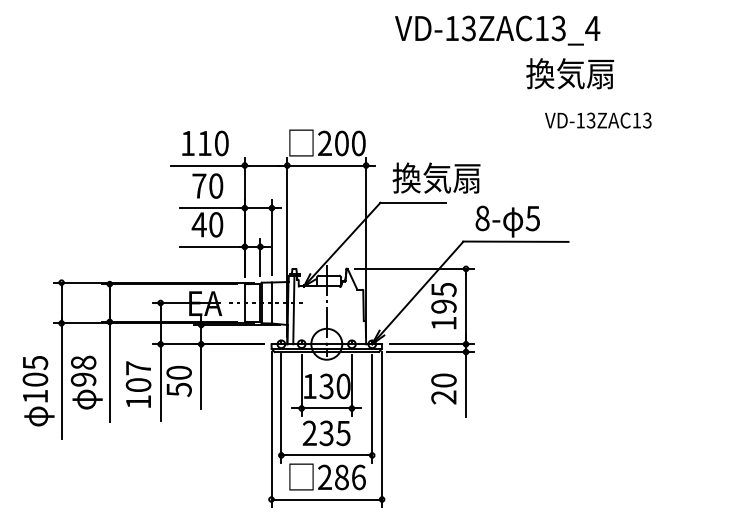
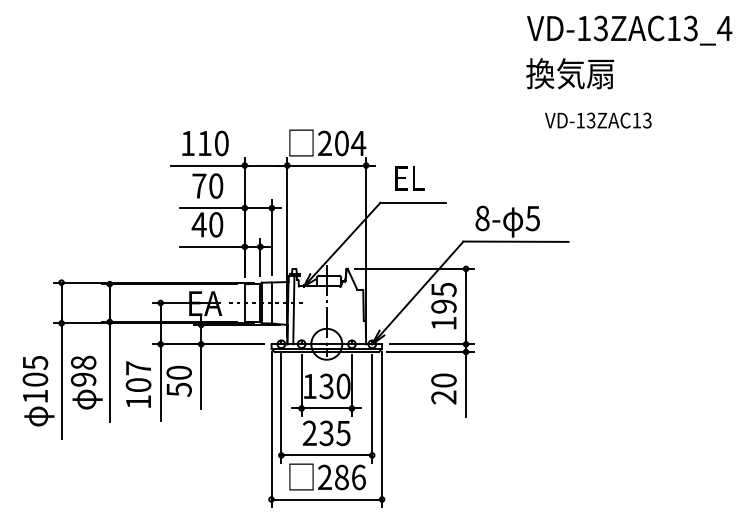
text position: (497, 30) -> (629, 30) (629, 30)
text: 200 -> 204 (358, 143)
text: 換気扇 -> EL (436, 177)
